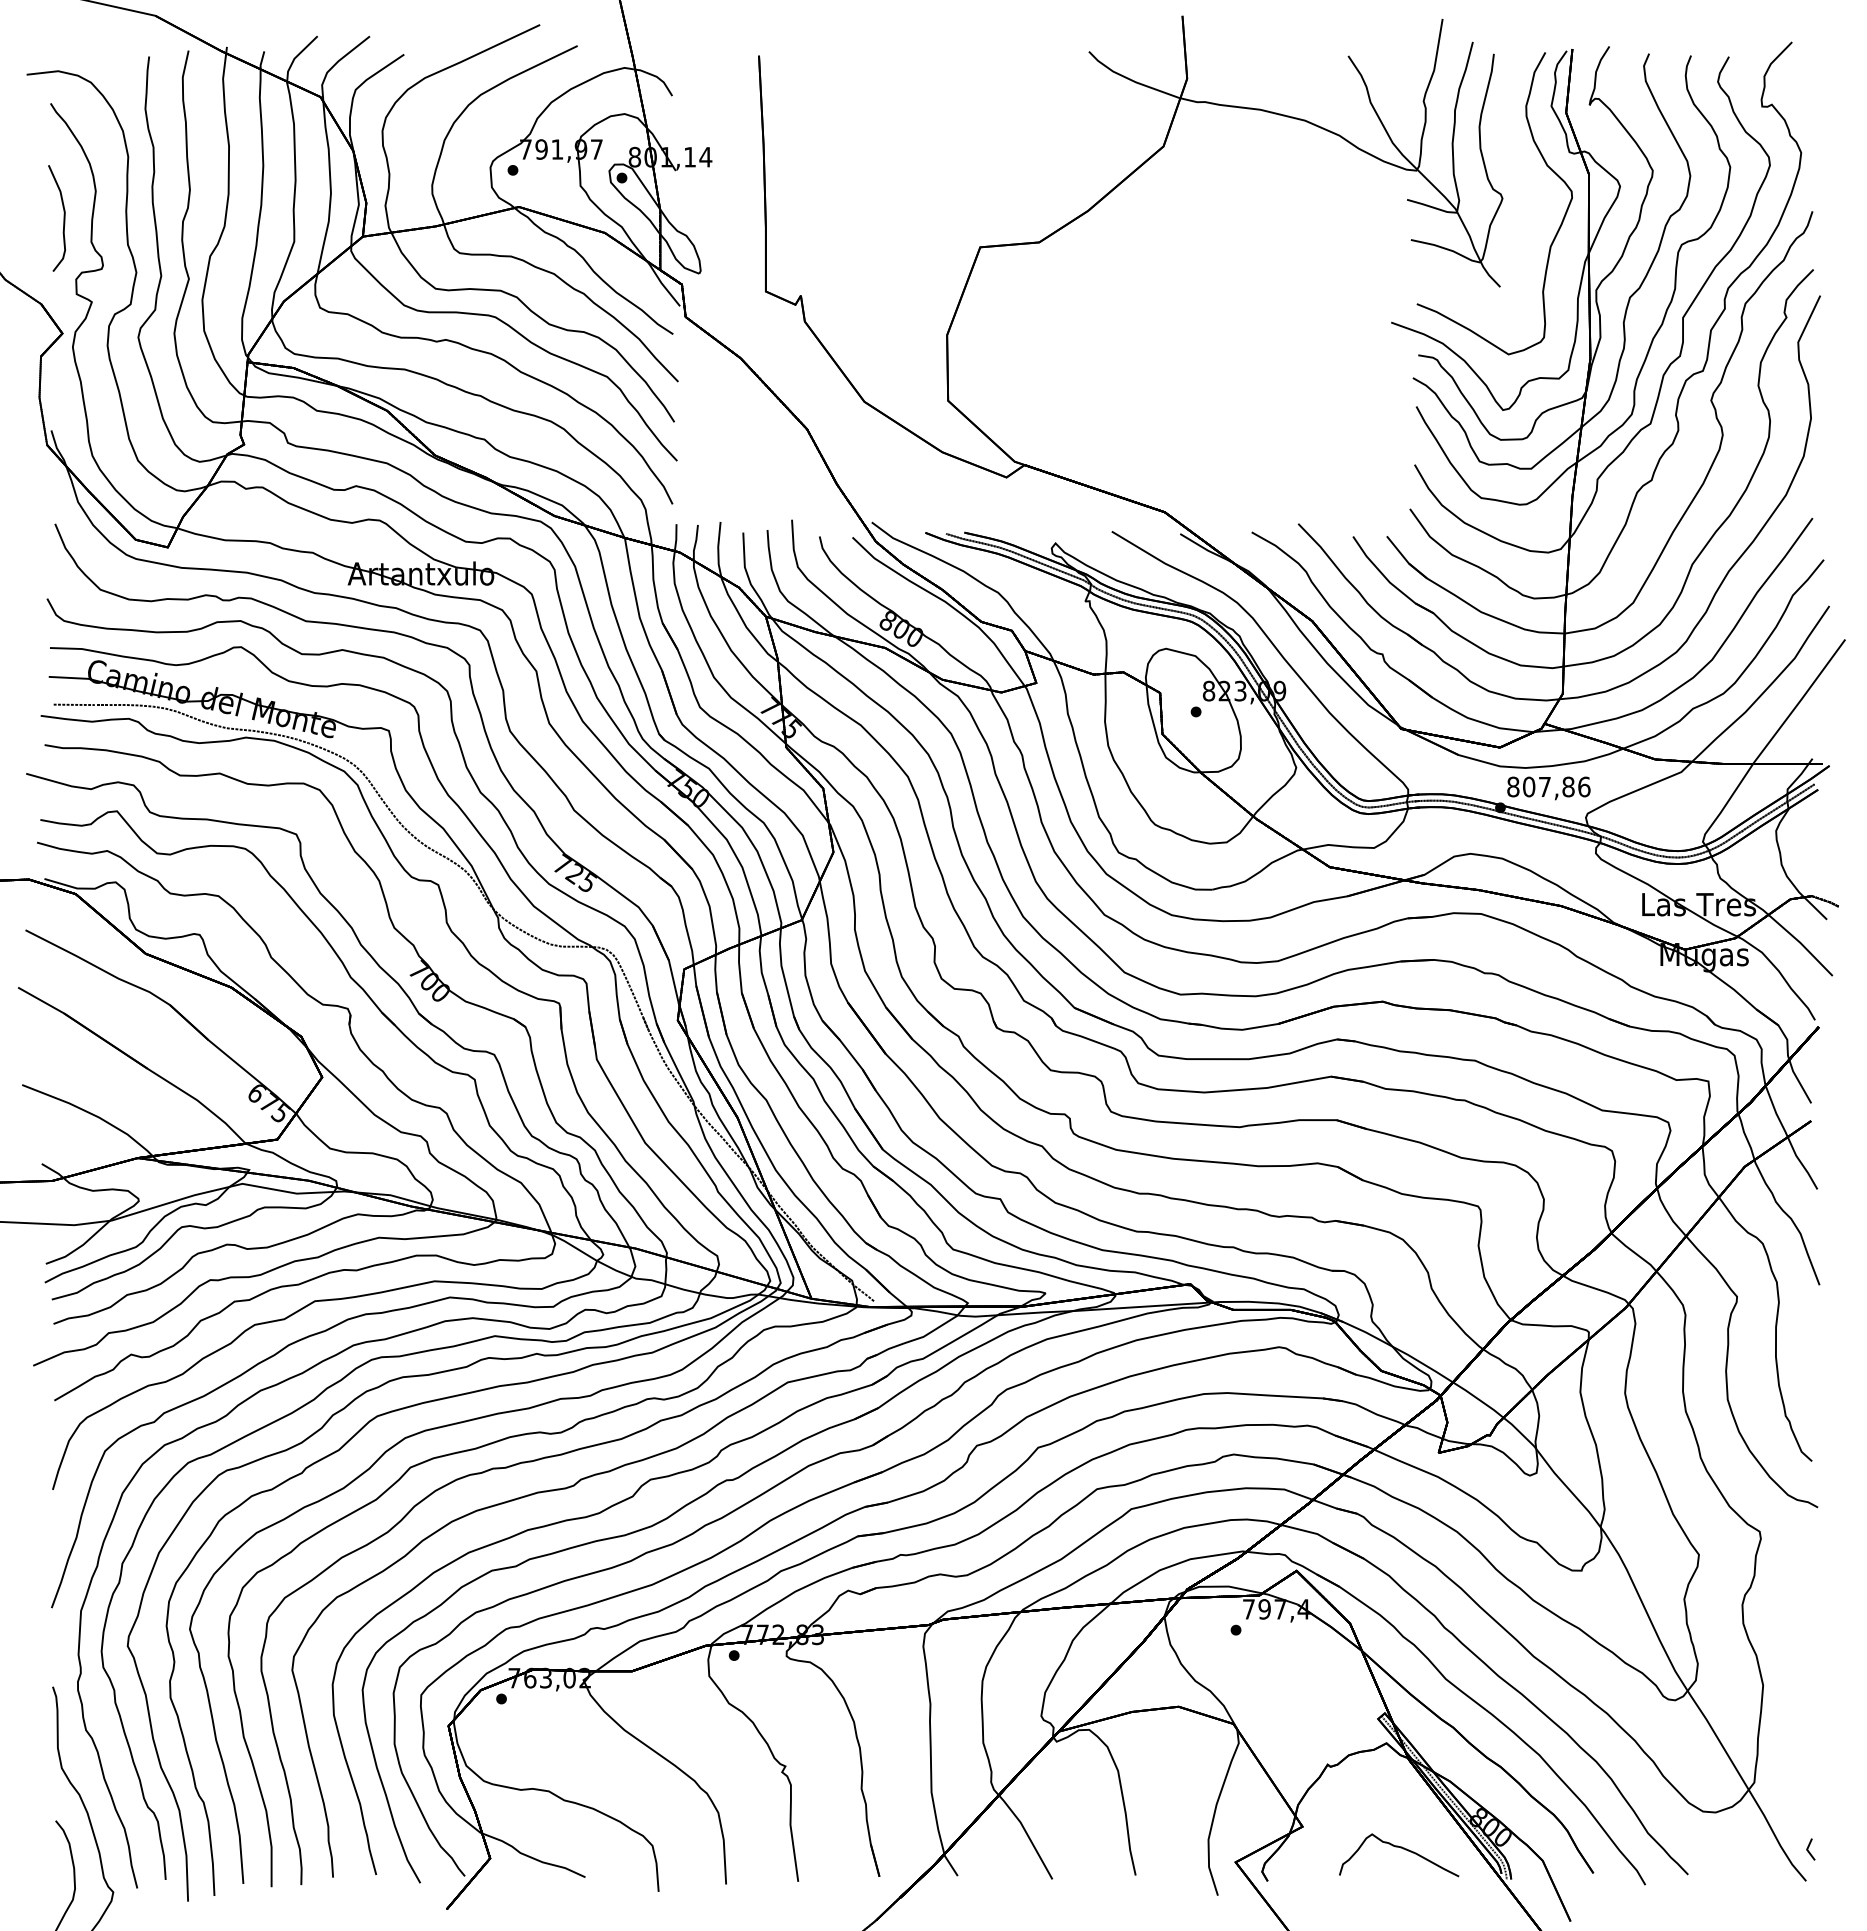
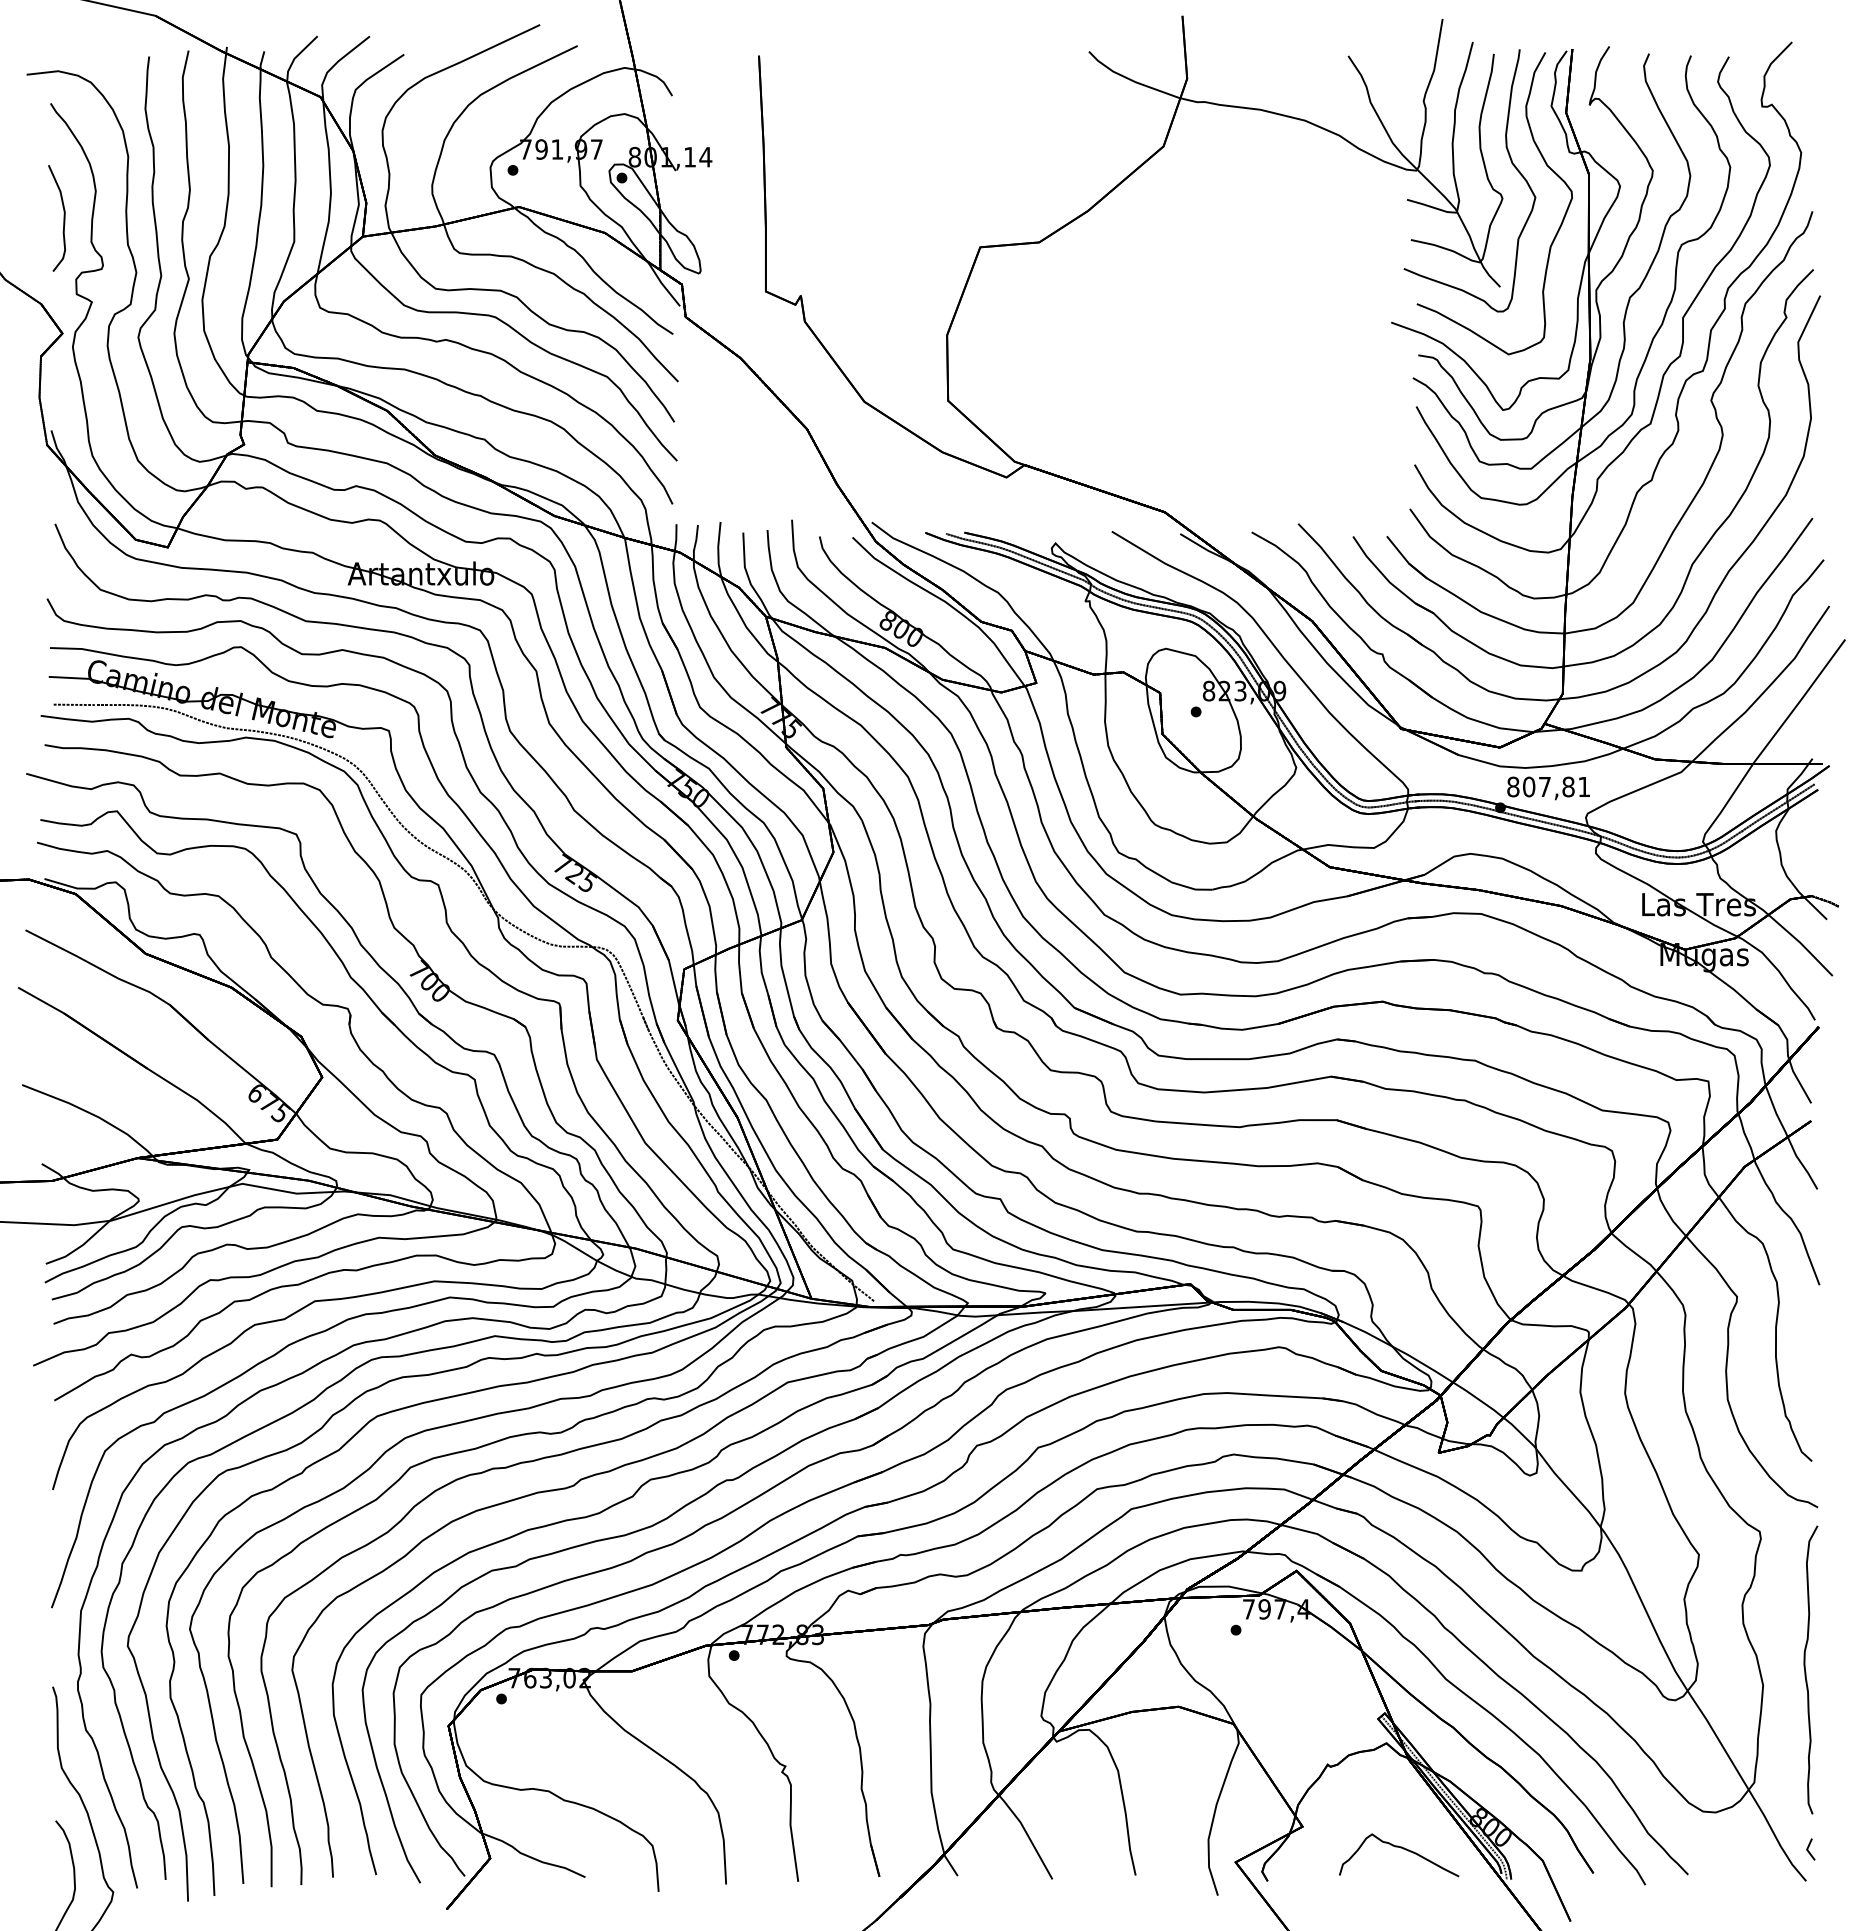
part: none -> present (1510, 161)
text: 807,86 -> 807,81 (1584, 786)
curve: none -> present (1806, 1671)
